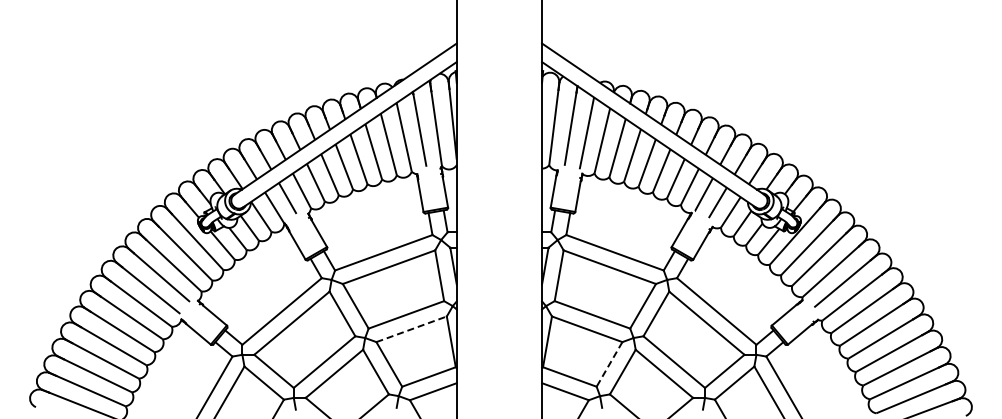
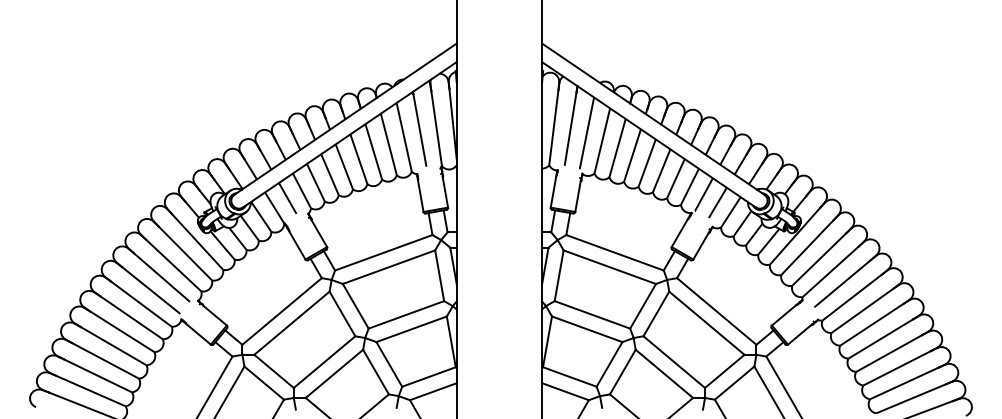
line: dashed -> solid (412, 329)
line: dashed -> solid (609, 364)
